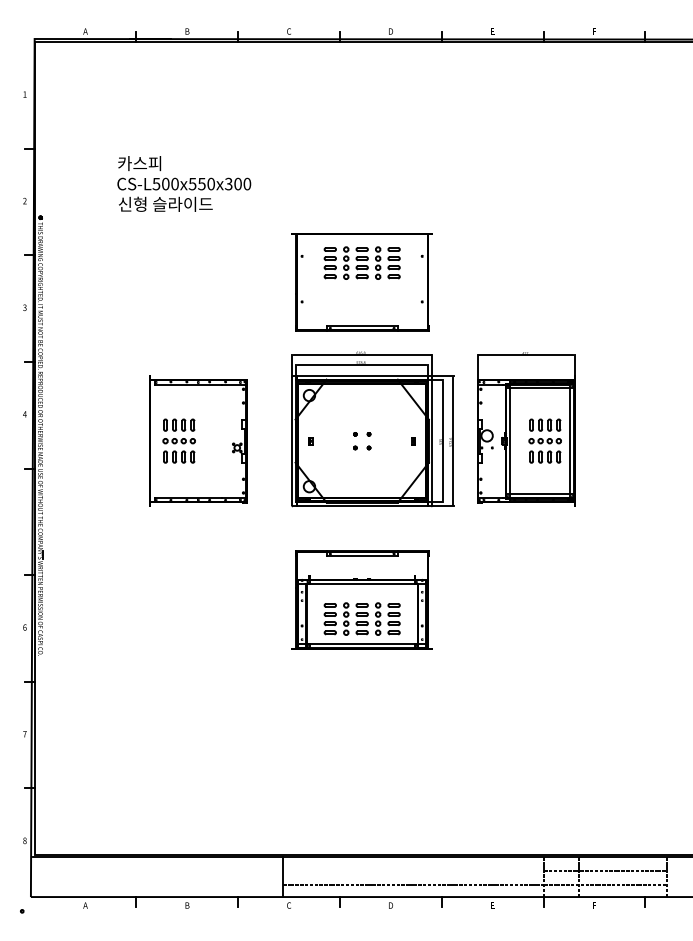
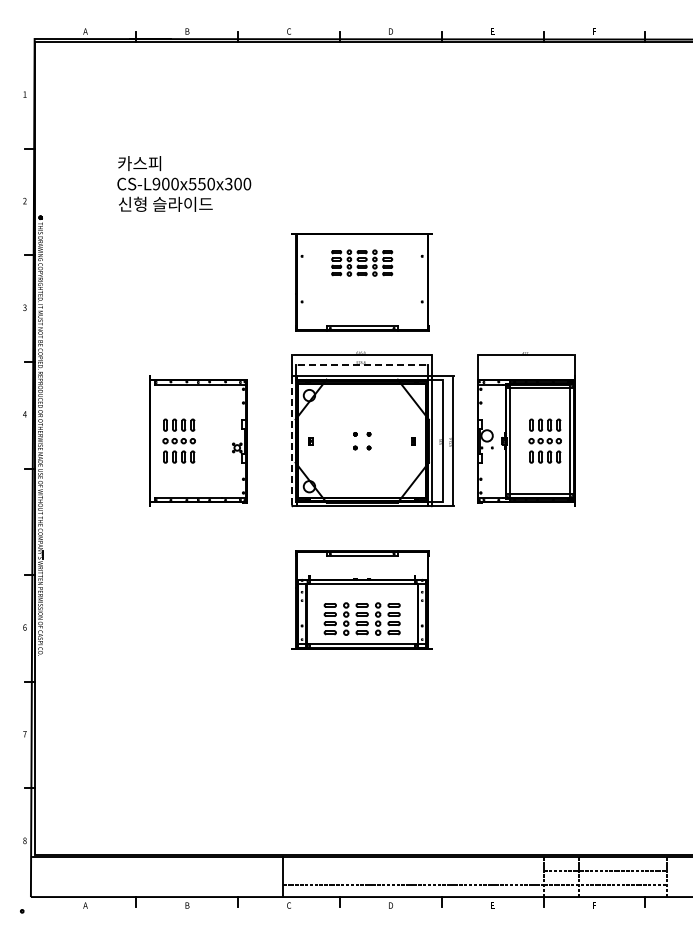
text: CS-L500x550x300 -> CS-L900x550x300 (156, 183)
part size: 78x34 px -> 63x28 px (362, 262)
line: solid -> dashed (362, 365)
line: solid -> dashed (291, 441)
